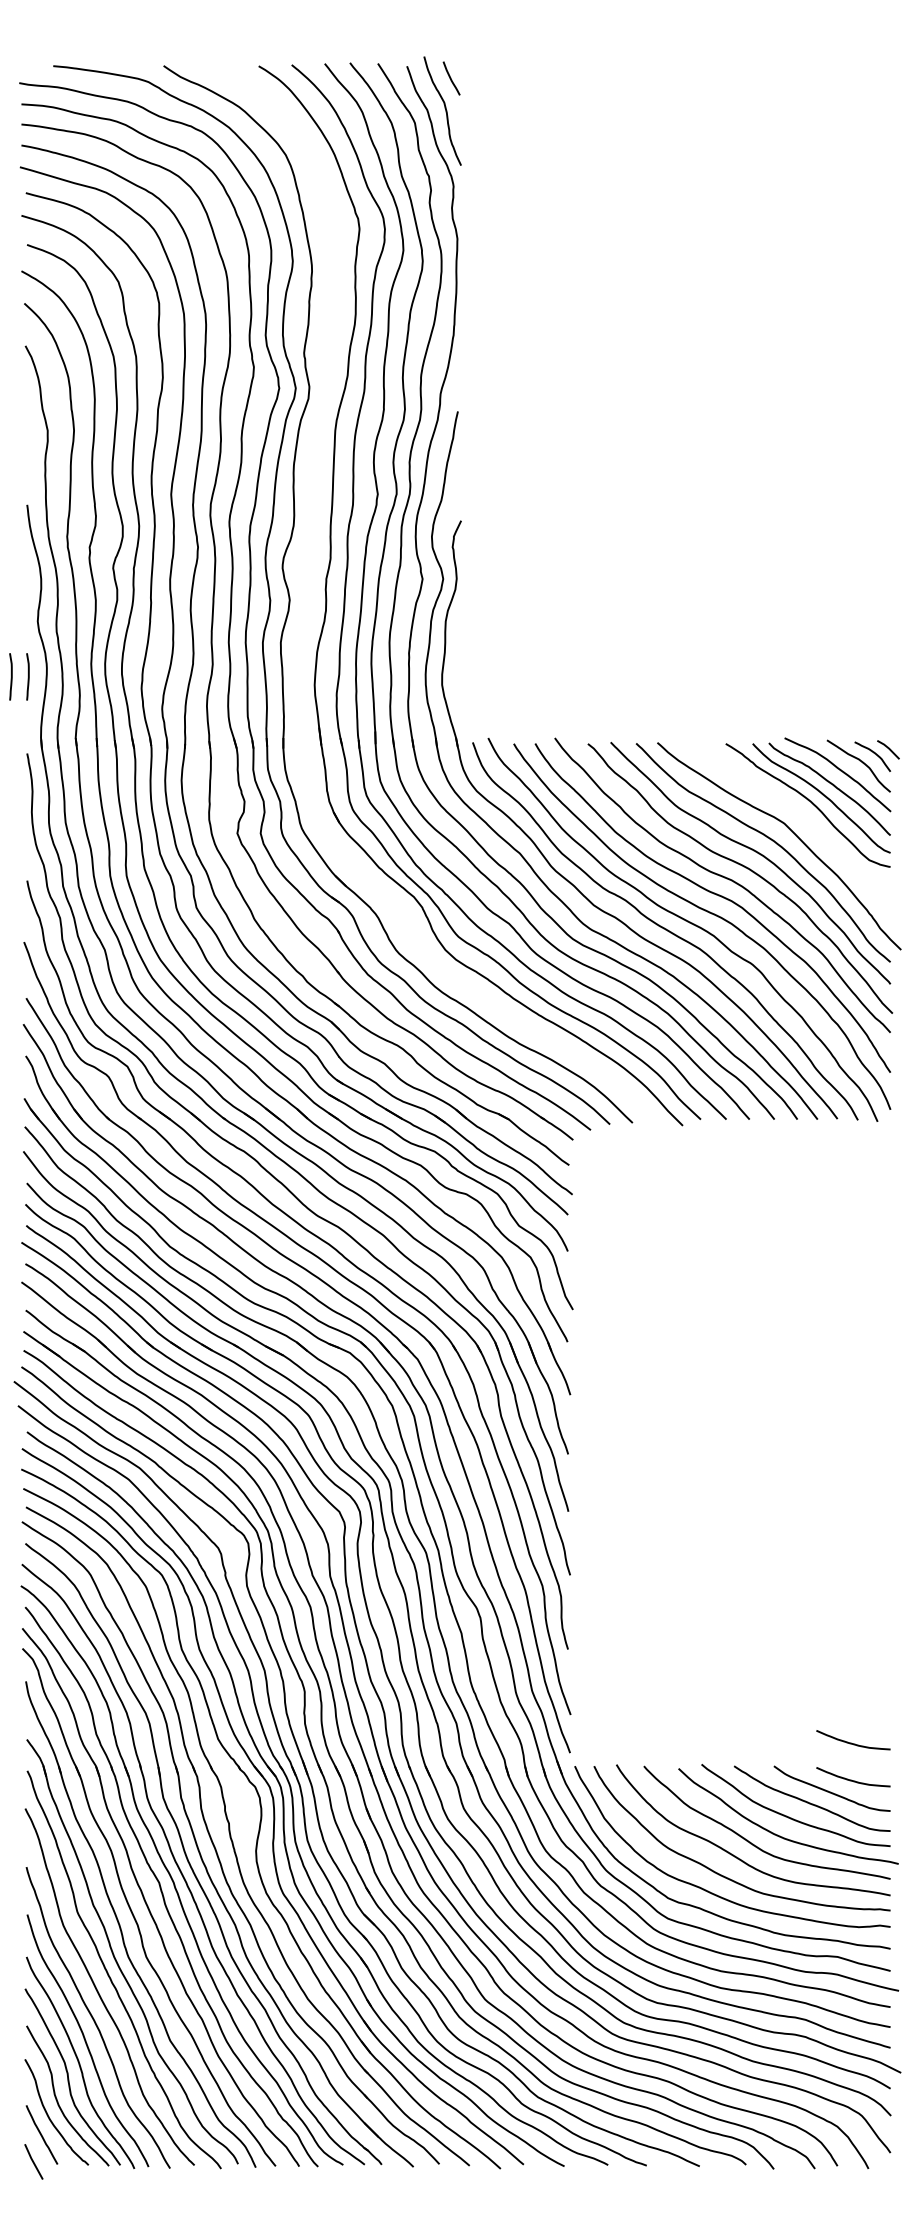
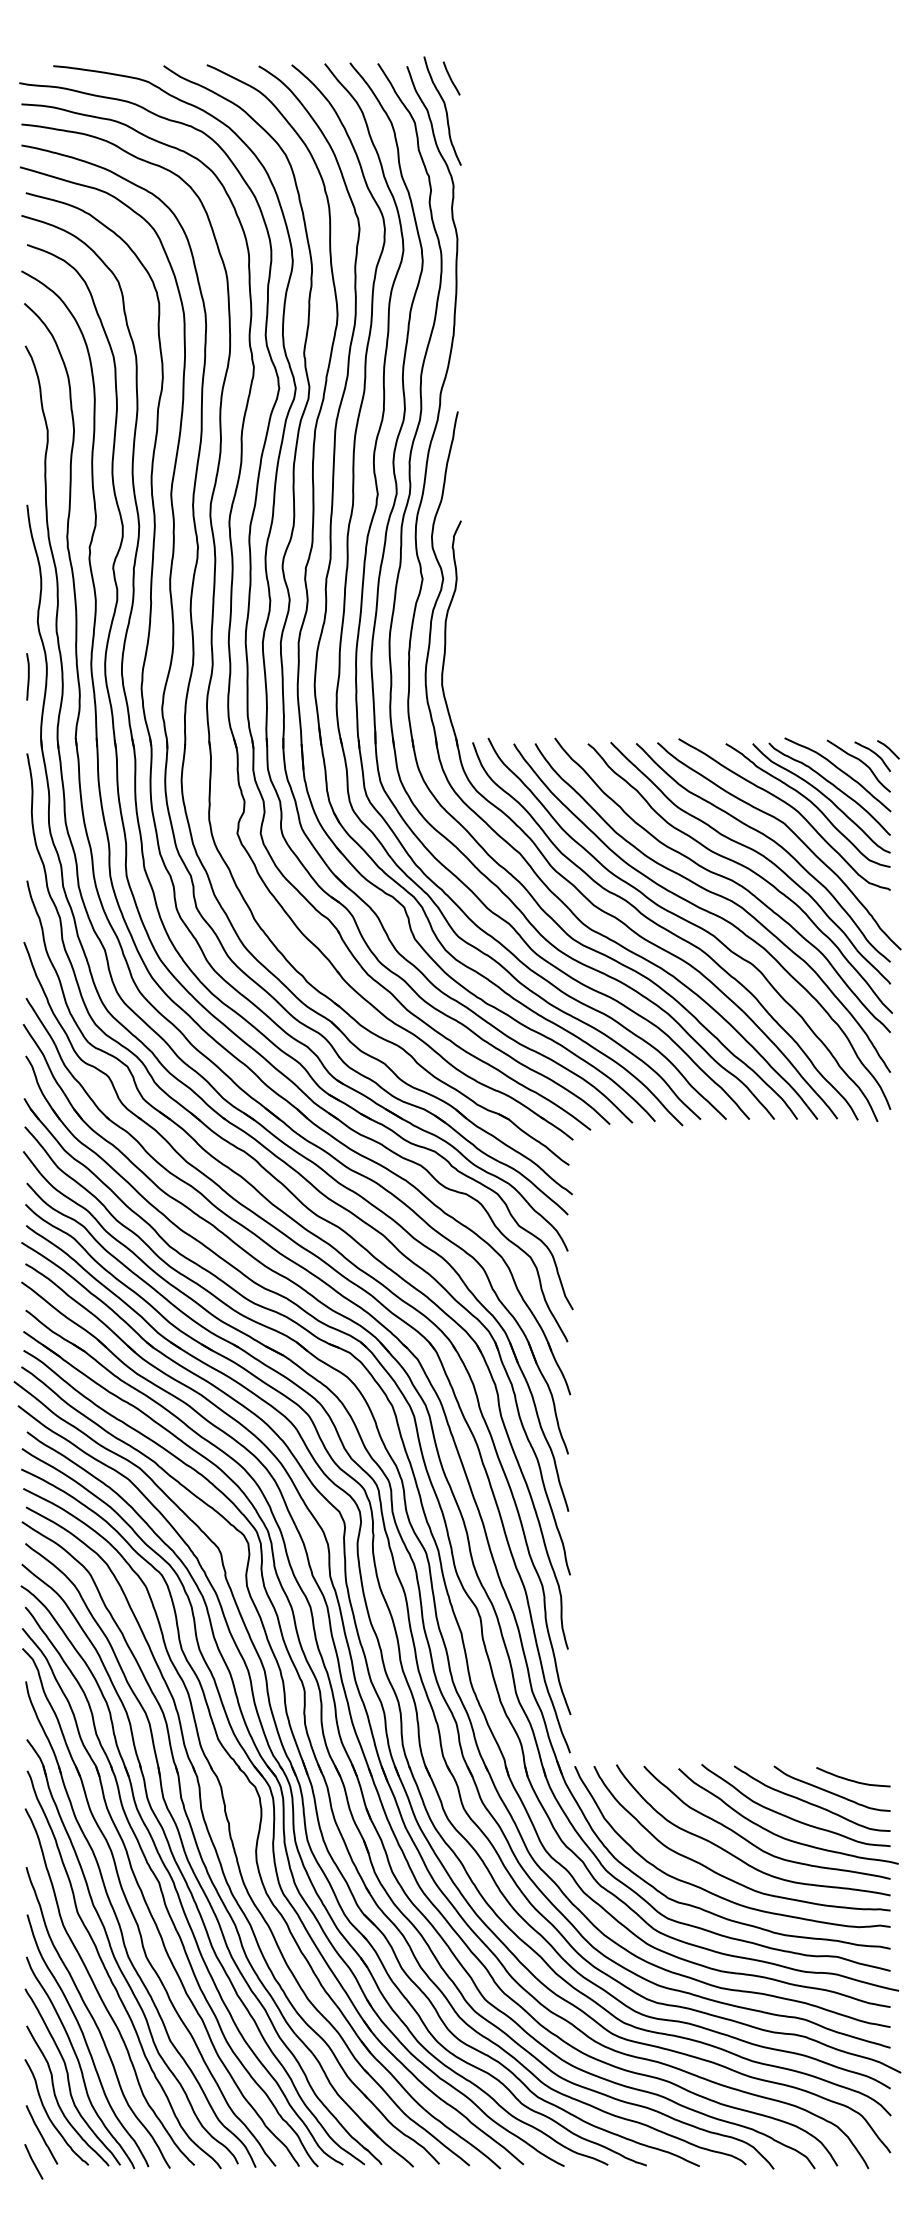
part: none -> present (308, 594)
line: present -> none (10, 676)
curve: none -> present (790, 807)
curve: present -> none (851, 1742)
